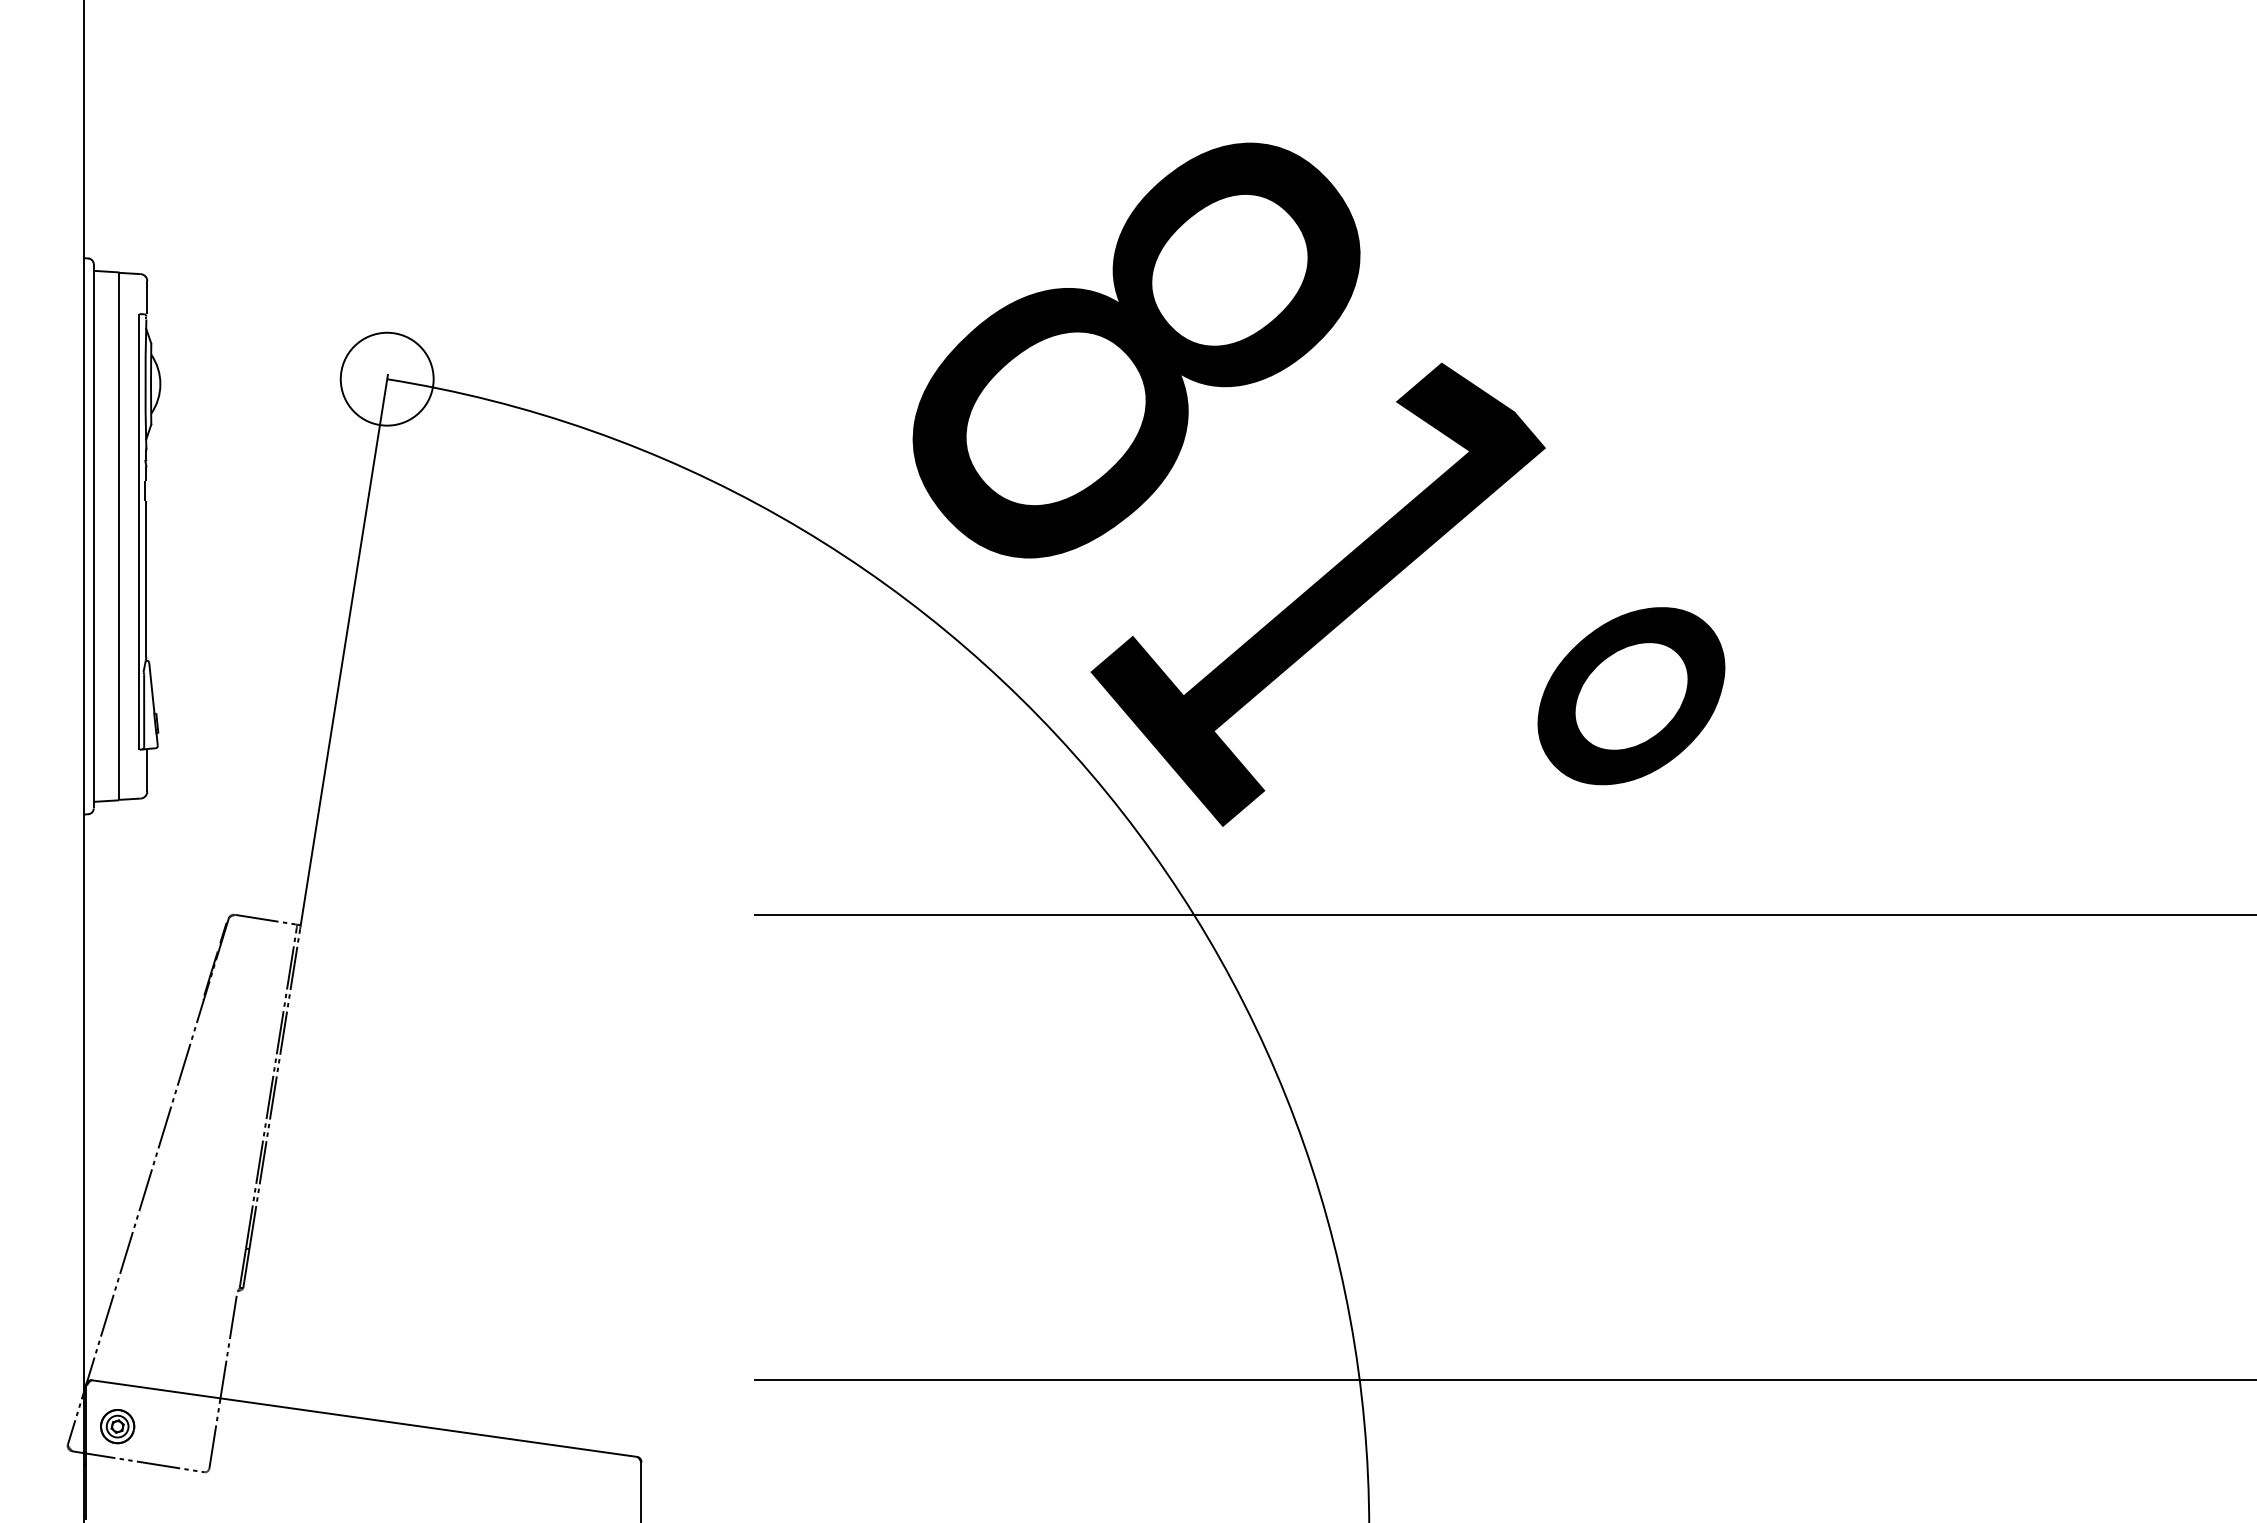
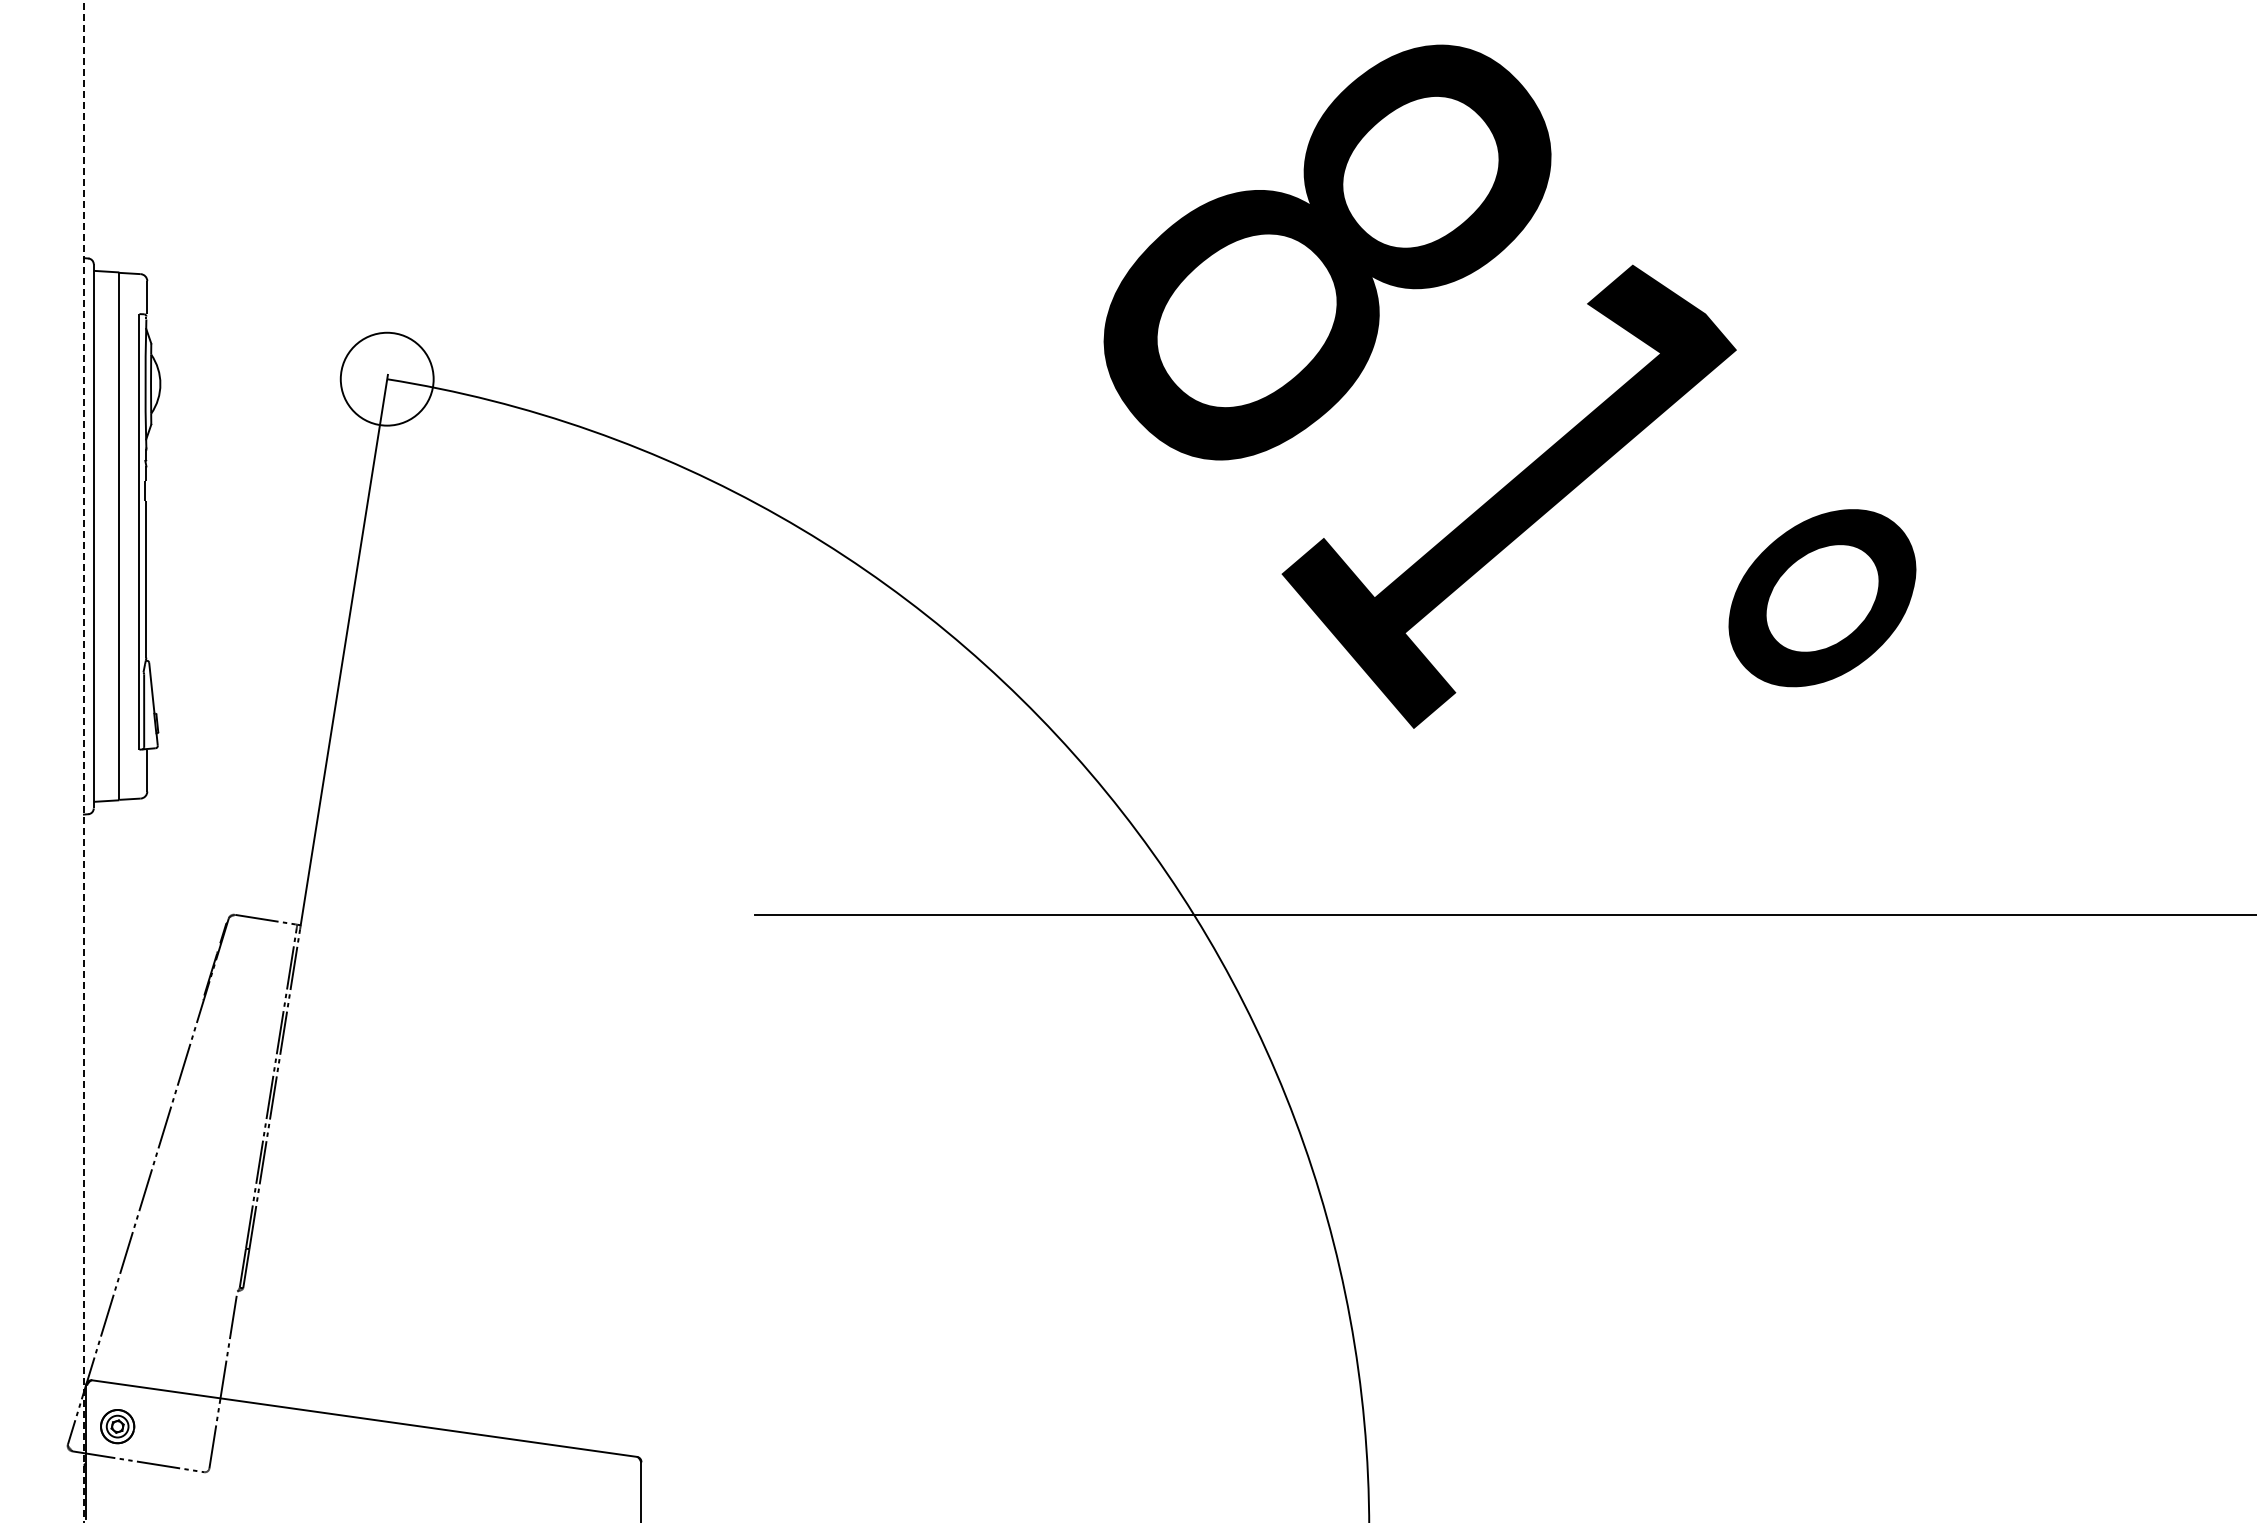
text position: (1318, 484) -> (1509, 386) (1509, 386)
line: solid -> dashed (83, 761)
line: present -> none (1503, 1380)
